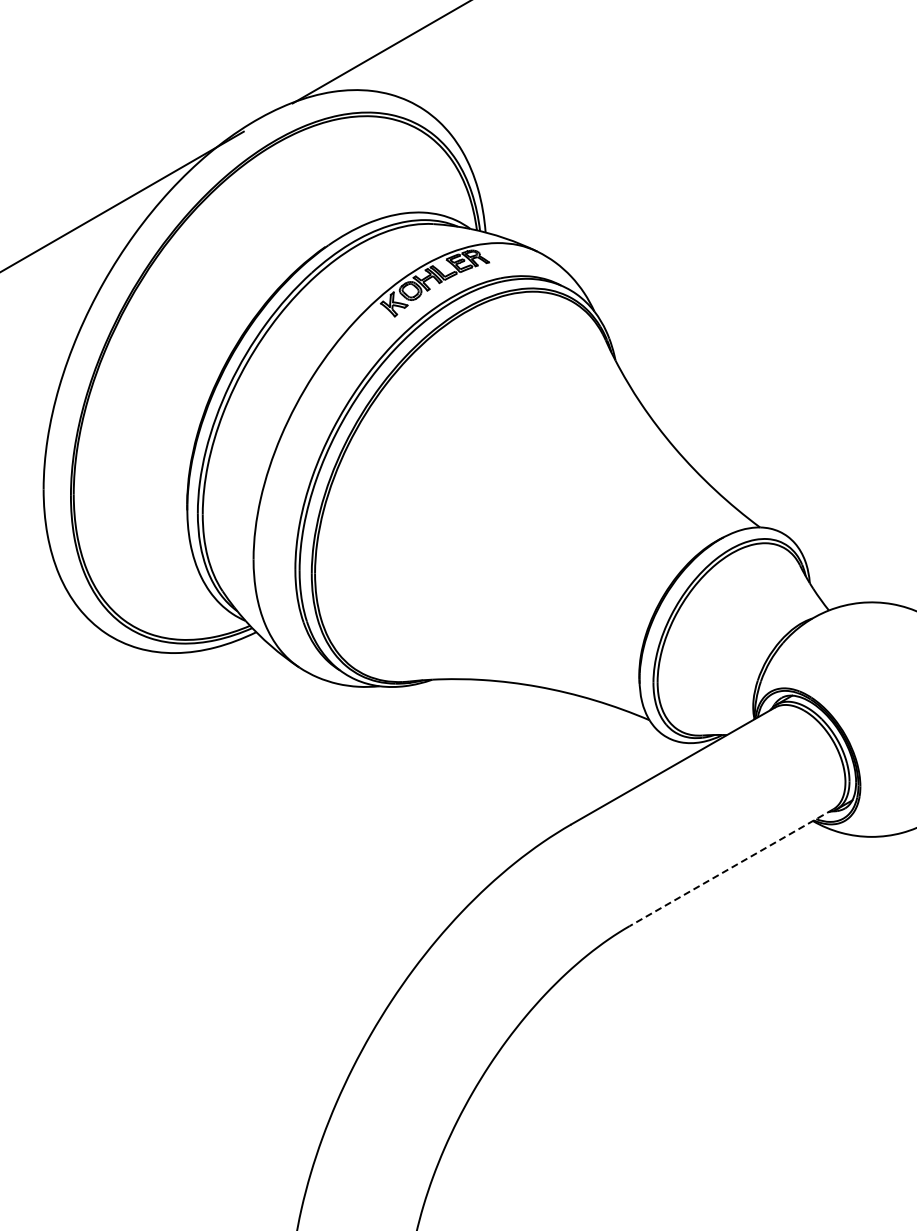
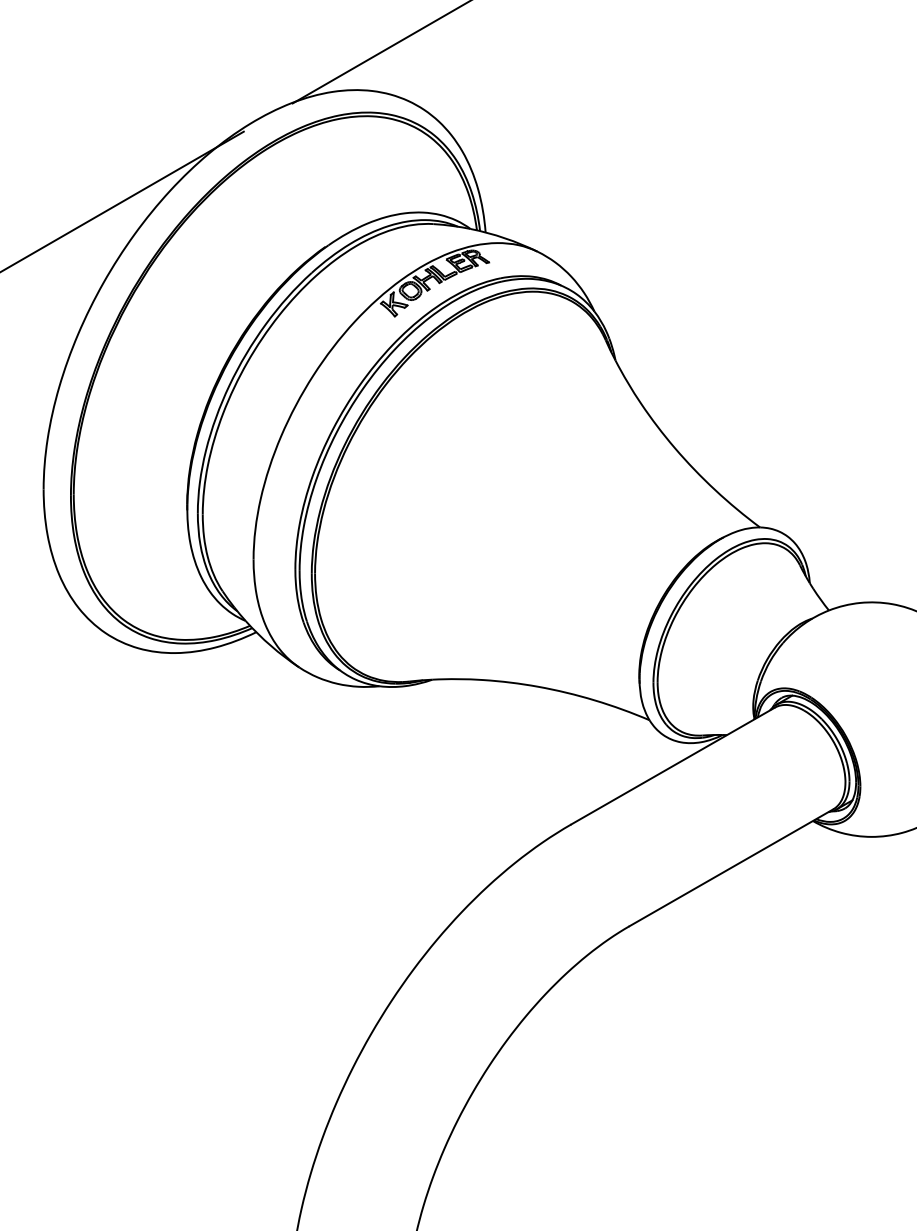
line: dashed -> solid (730, 868)
